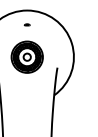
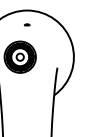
part position: (26, 56) -> (19, 56) (19, 56)
